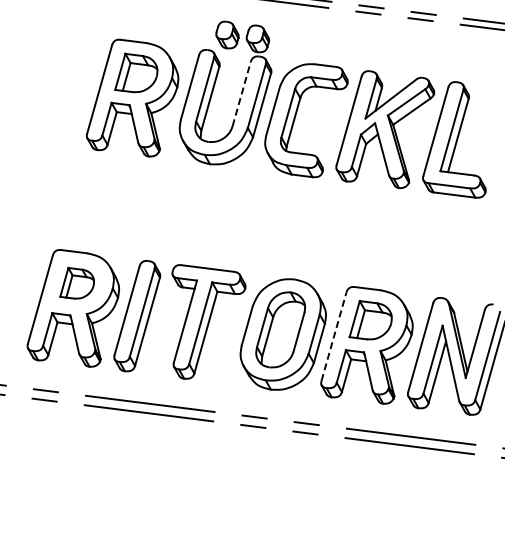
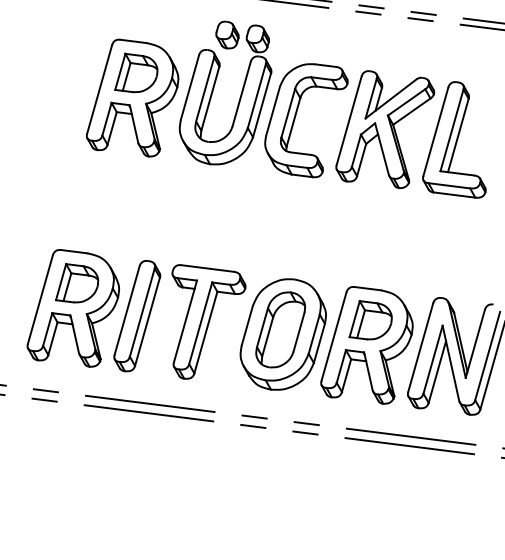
line: dashed -> solid (241, 93)
part size: 36x34 px -> 45x41 px (77, 283)
line: dashed -> solid (334, 336)
